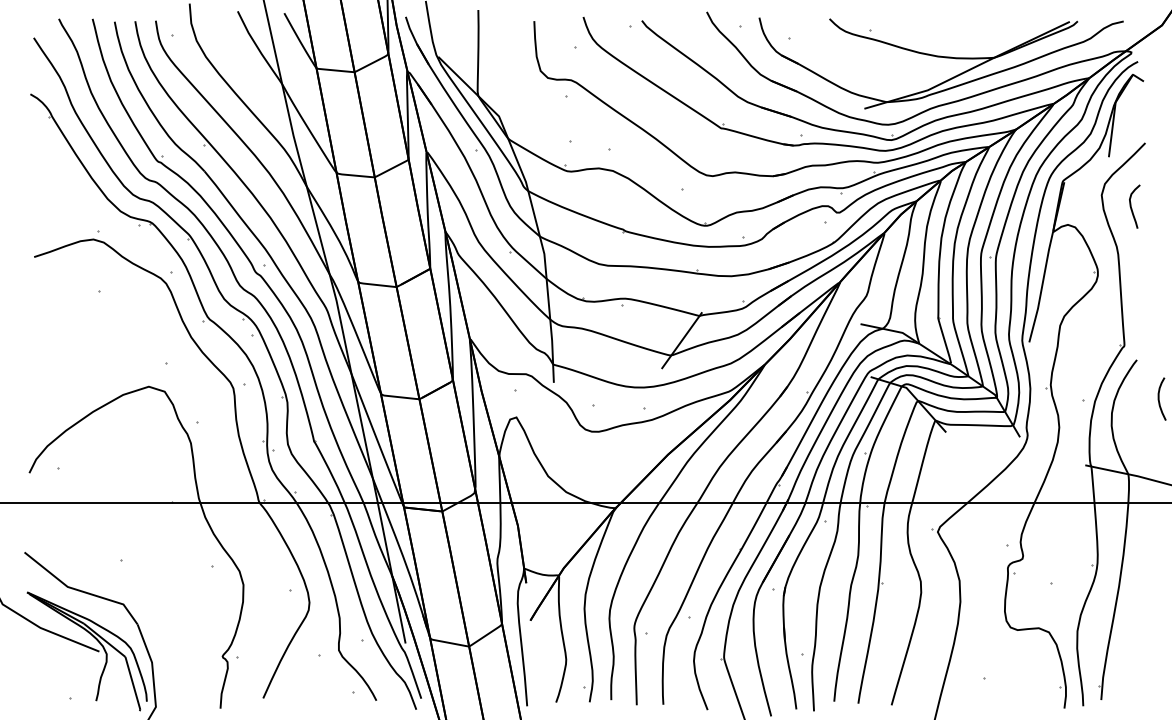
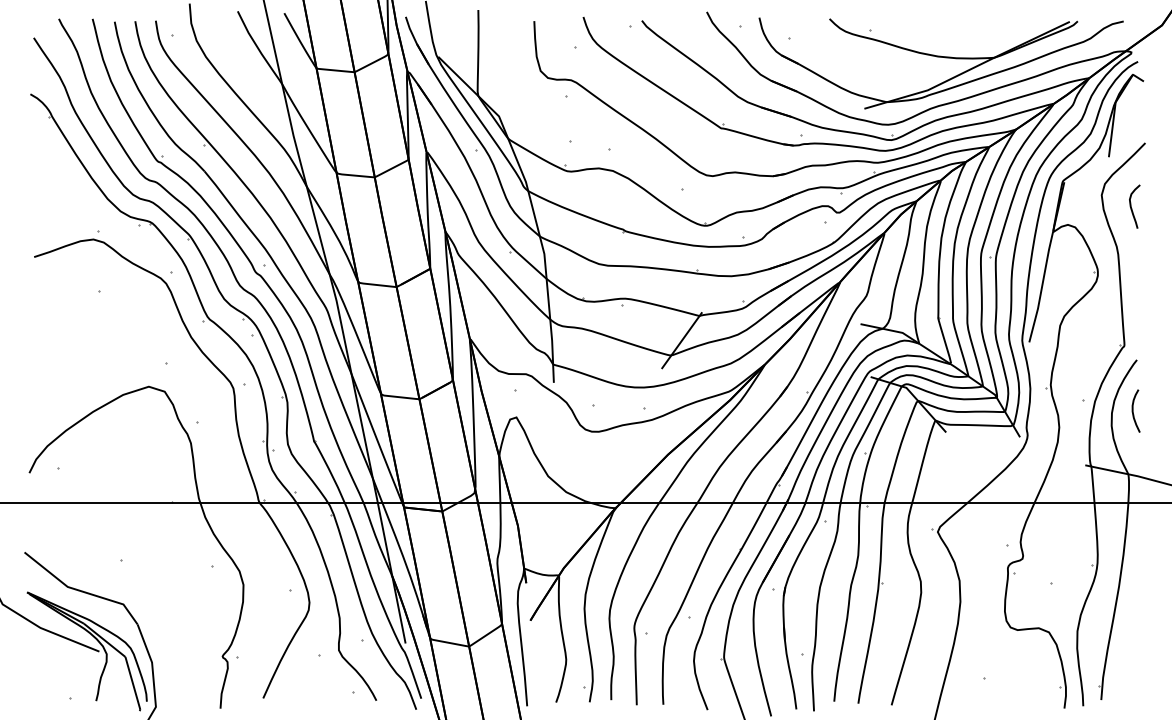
curve position: (1159, 398) -> (1133, 410) (1133, 410)
